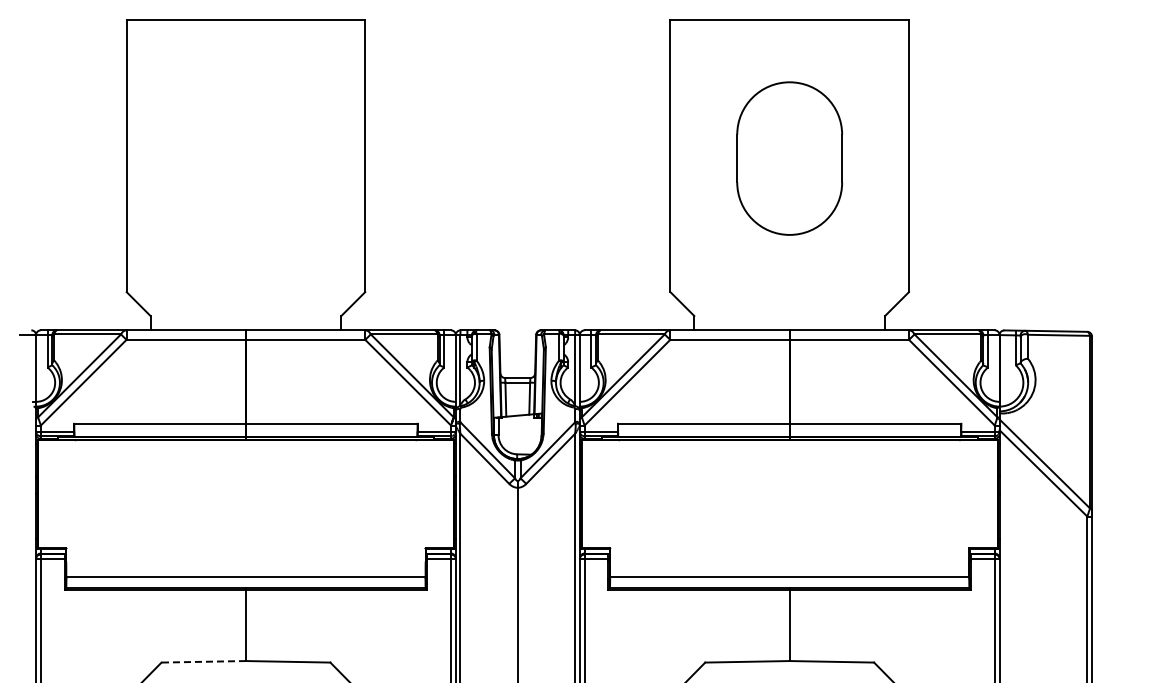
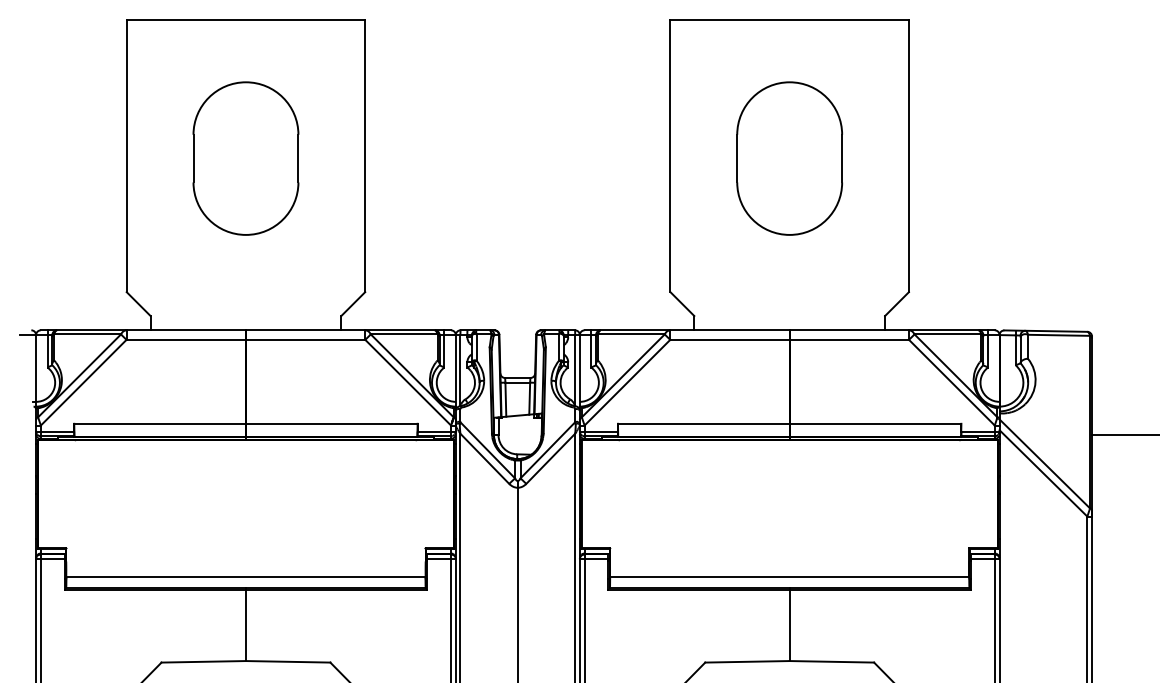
part: none -> present (245, 158)
line: none -> present (1124, 435)
line: dashed -> solid (203, 661)
